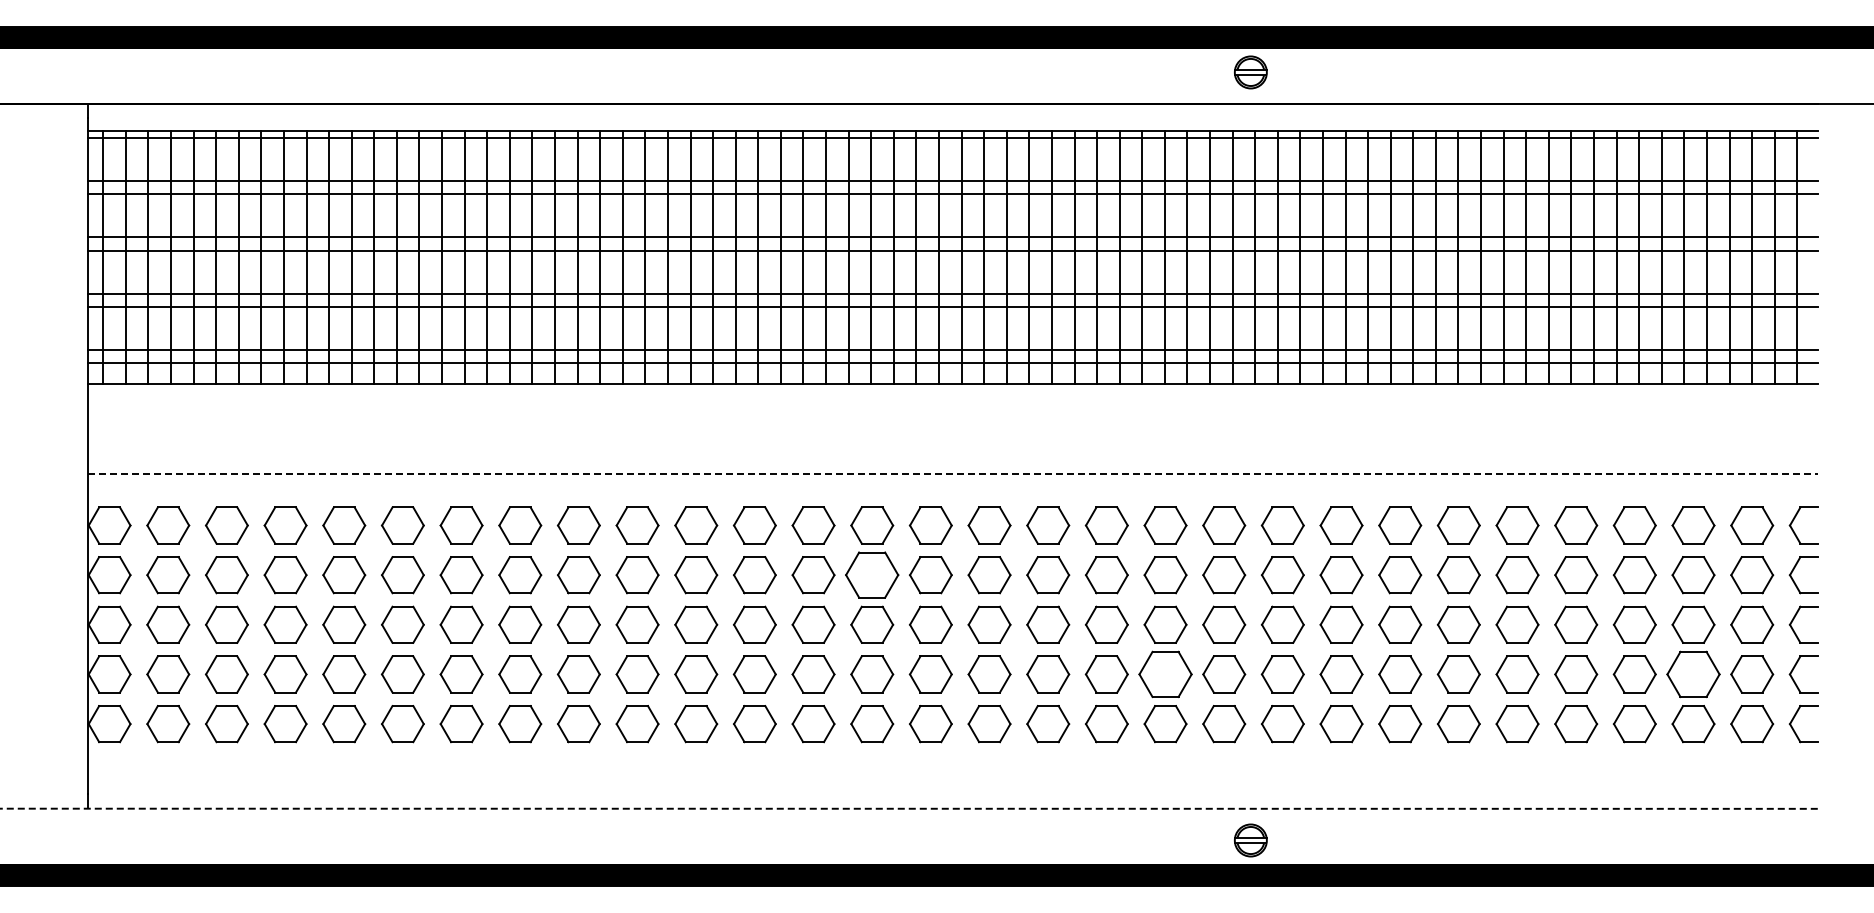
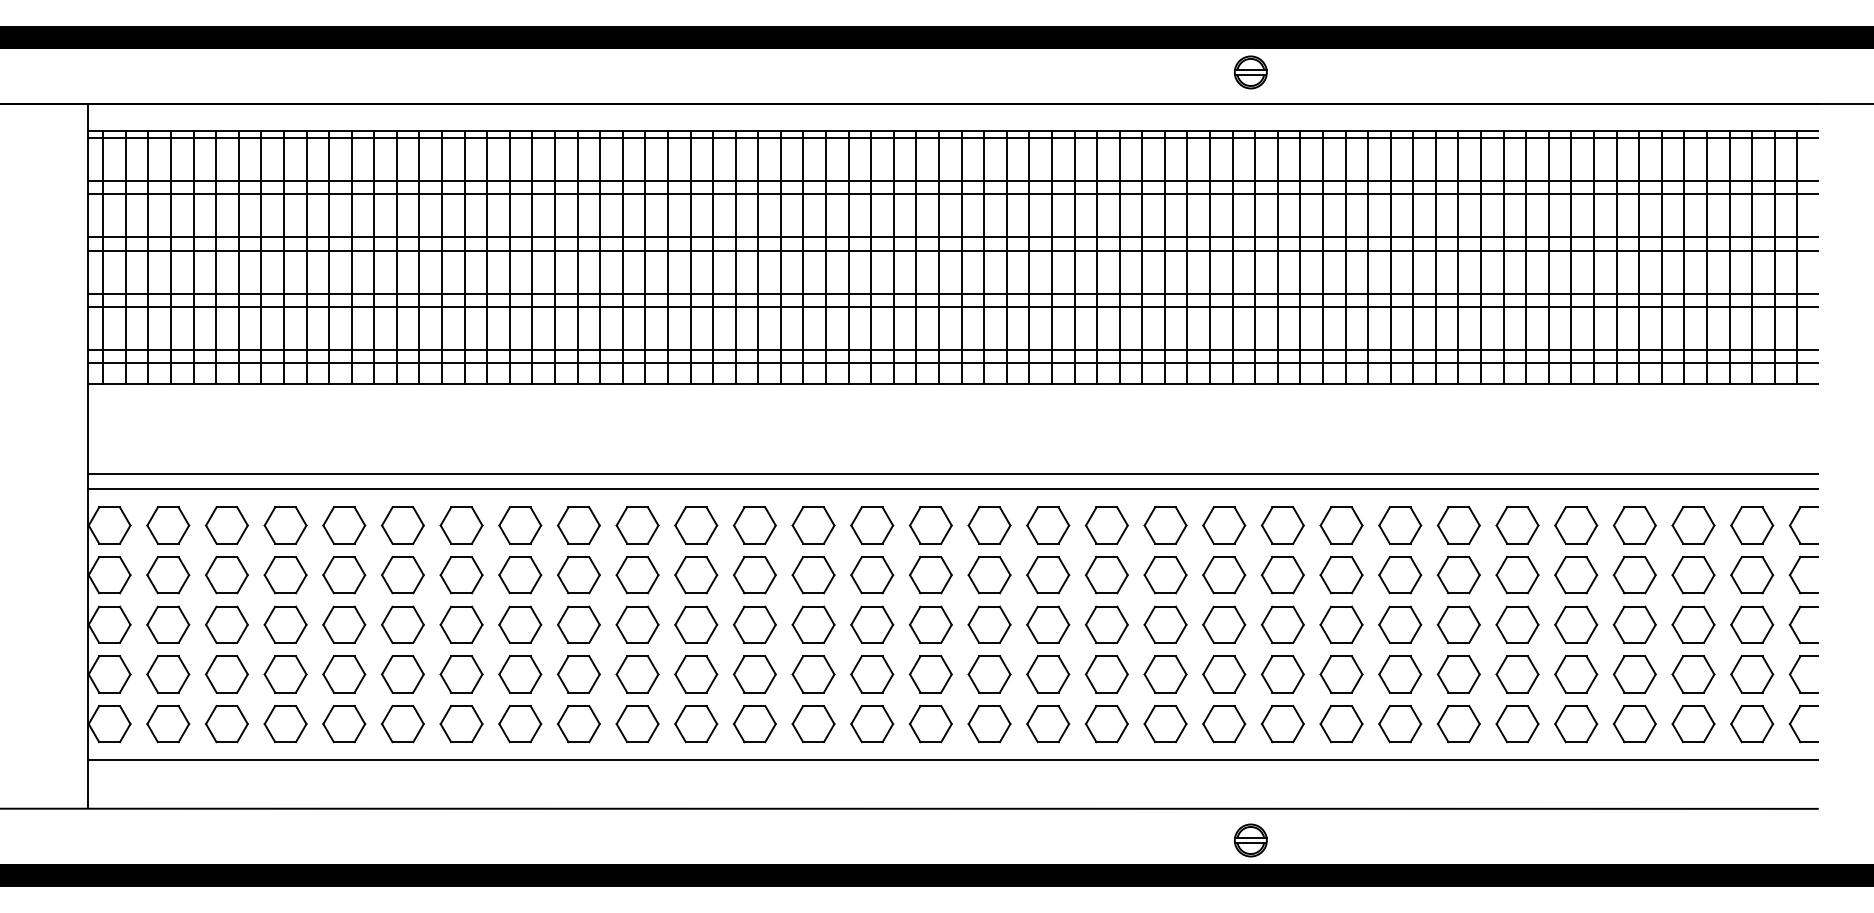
line: dashed -> solid (953, 474)
line: none -> present (952, 489)
part size: 55x48 px -> 45x39 px (872, 575)
part size: 55x48 px -> 45x39 px (1165, 674)
part size: 55x48 px -> 45x39 px (1693, 674)
line: none -> present (952, 760)
line: dashed -> solid (908, 808)
